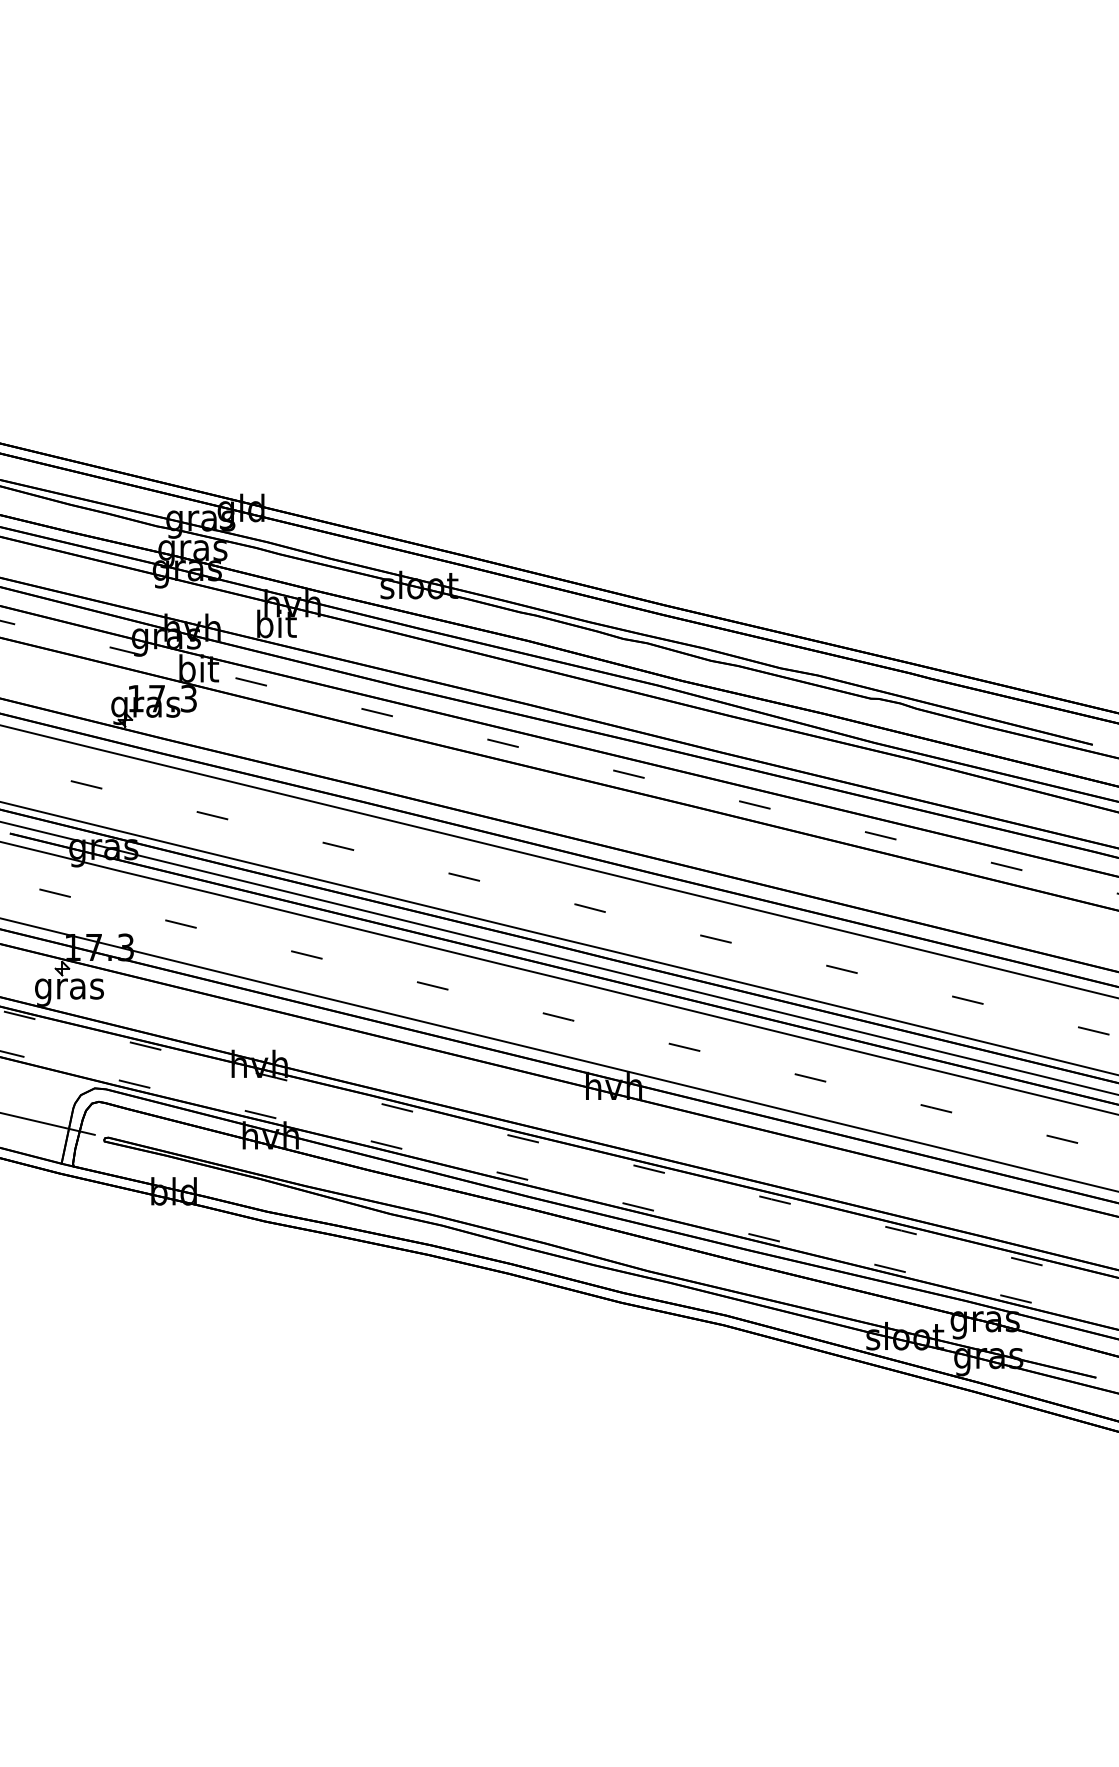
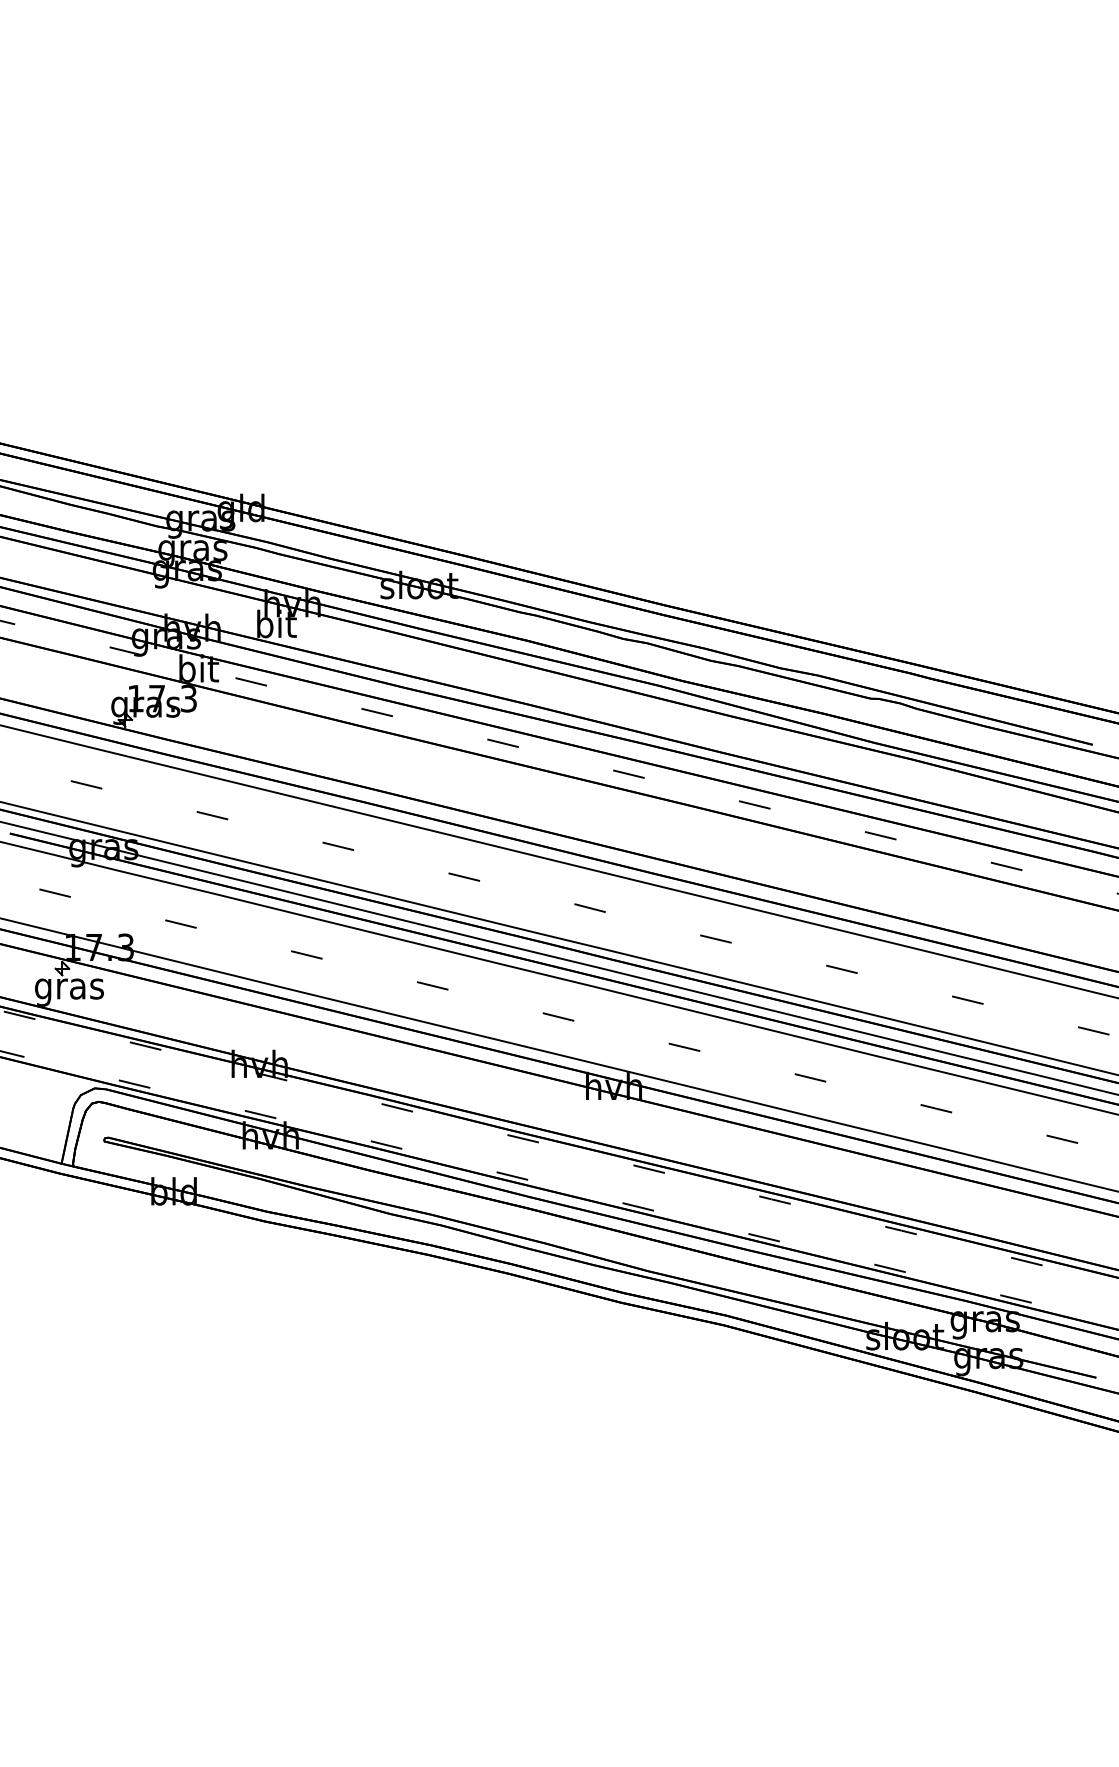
line: present -> none (48, 1123)
